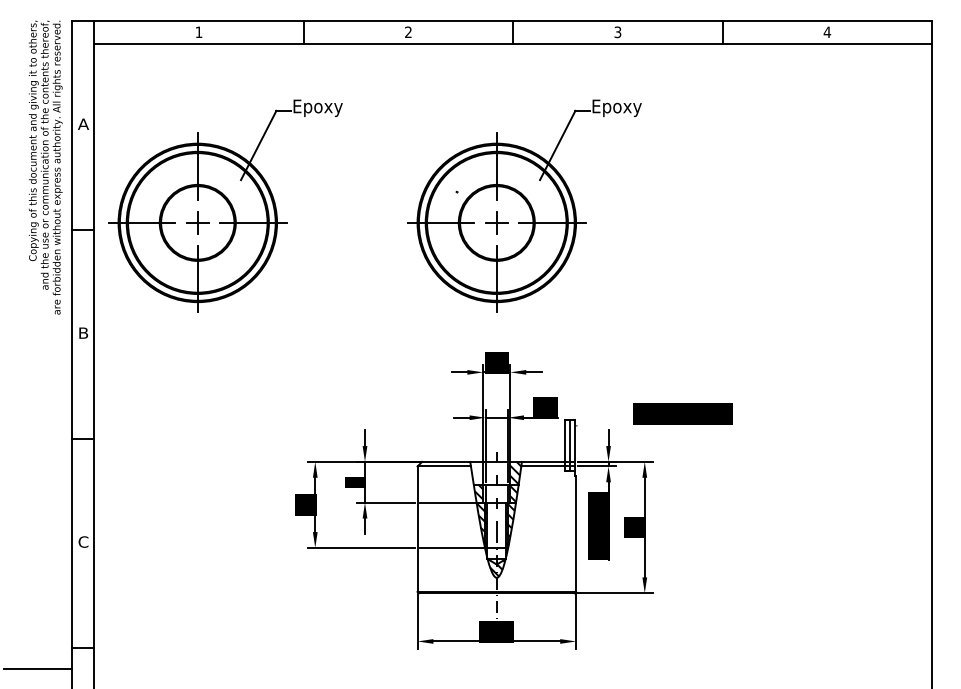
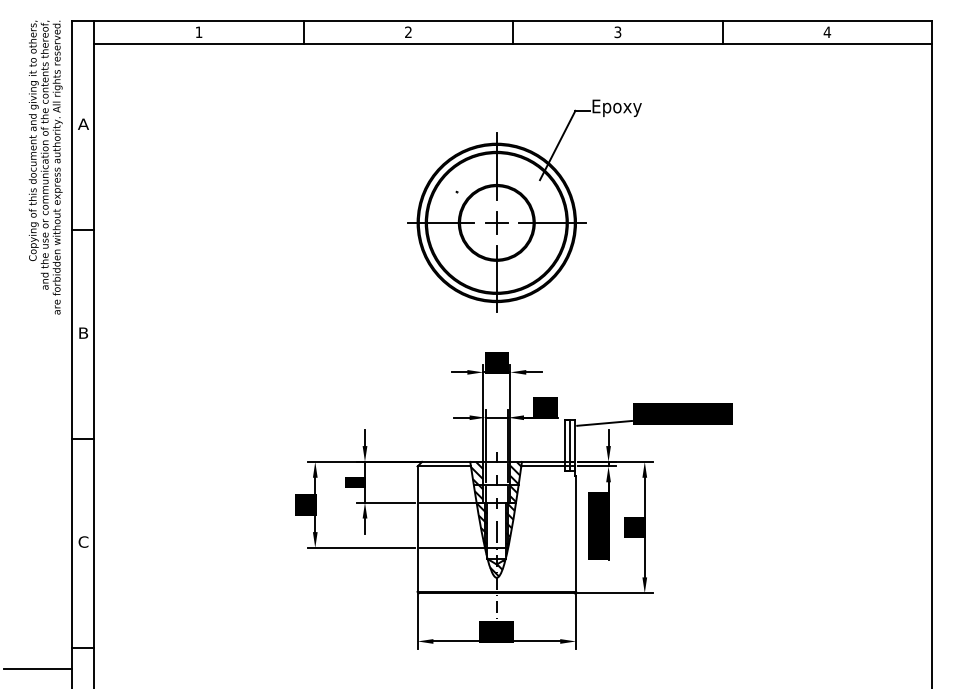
part: present -> none (225, 205)
line: none -> present (604, 422)
hatch: none -> present (477, 472)
